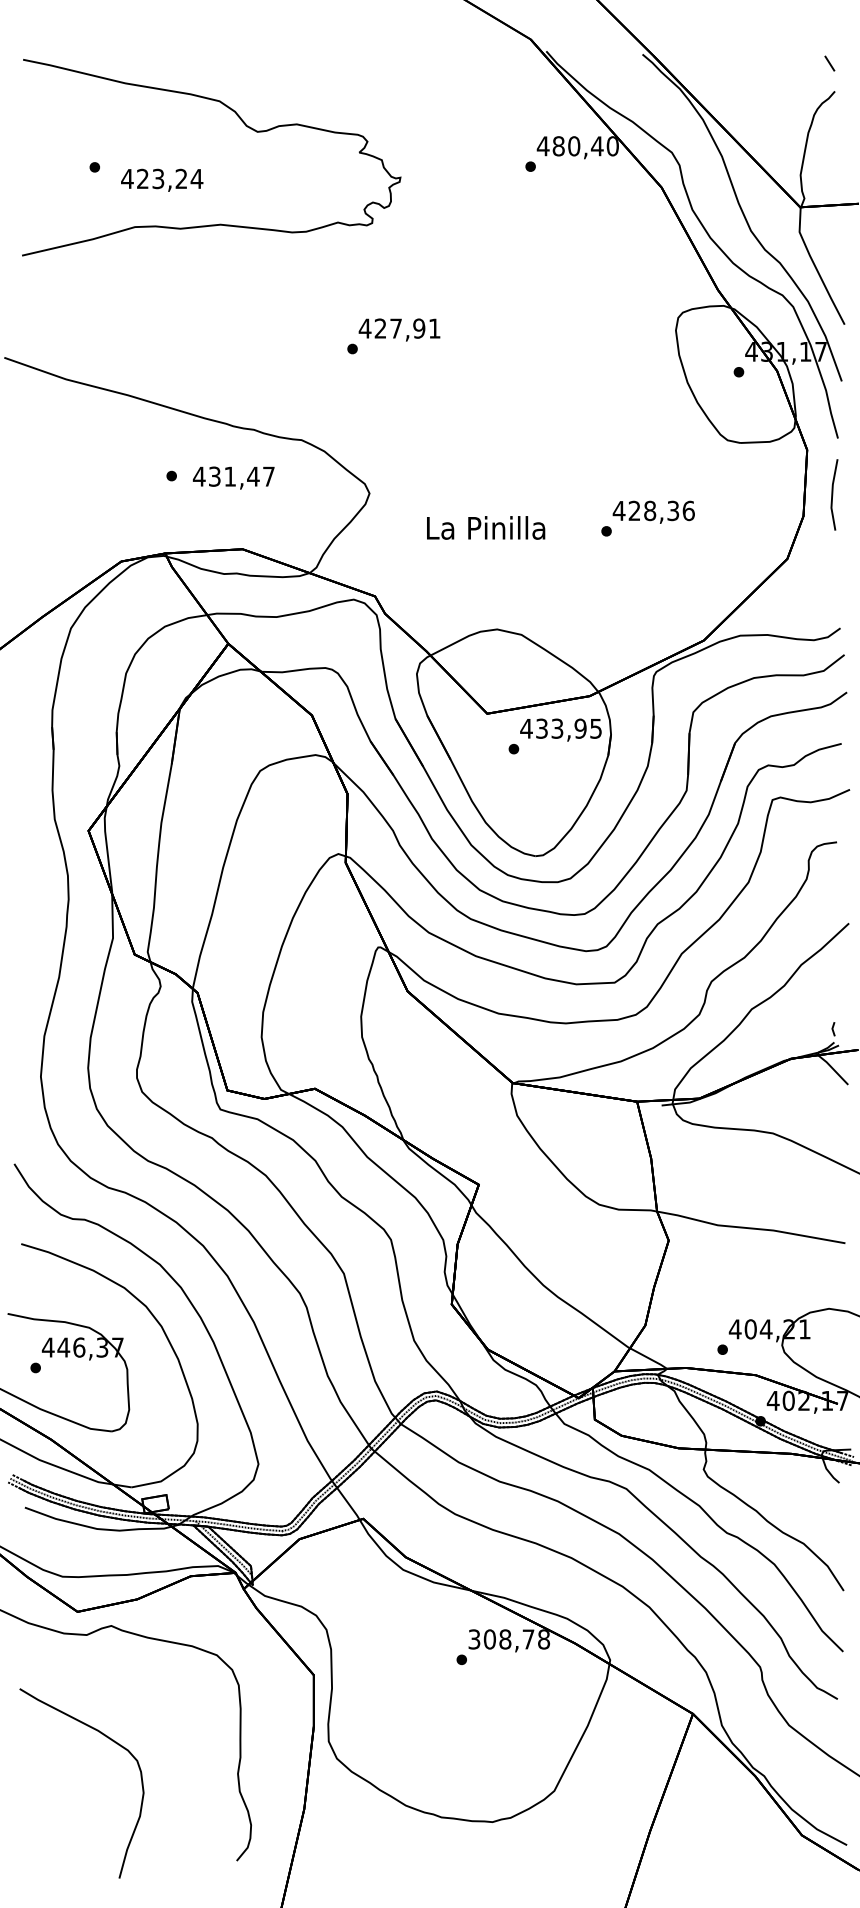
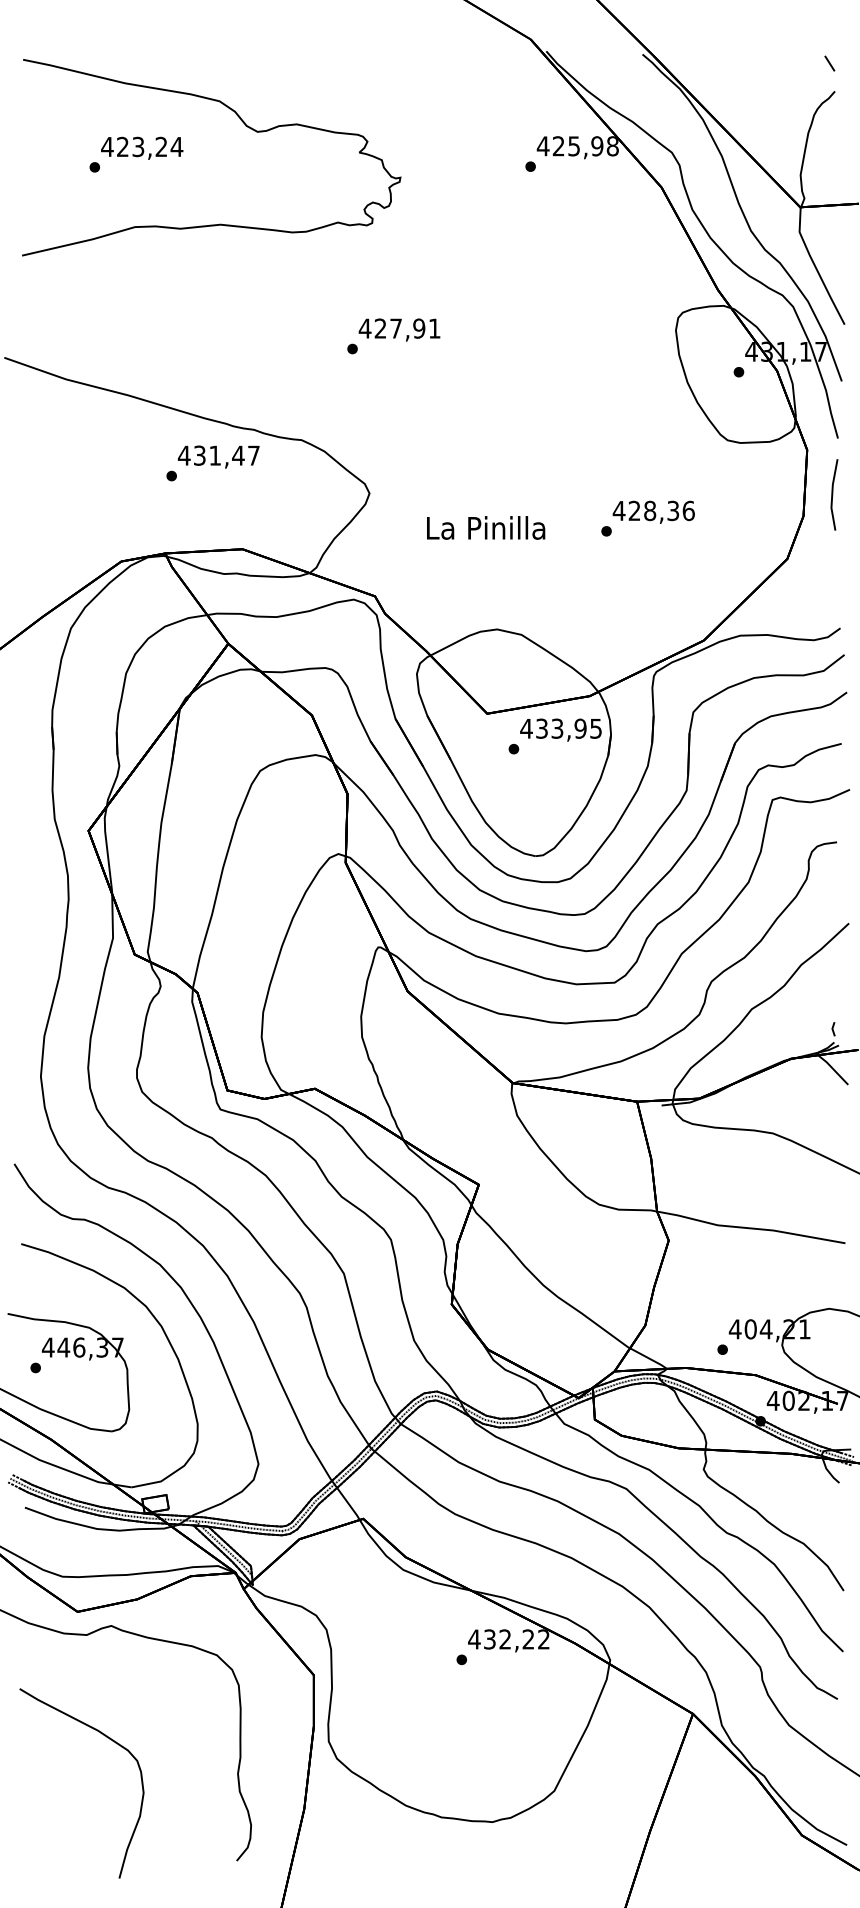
text: 480,40 -> 425,98 (585, 146)
text position: (162, 179) -> (142, 147) (142, 147)
text position: (233, 477) -> (218, 456) (218, 456)
text: 308,78 -> 432,22 (509, 1639)
